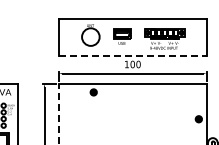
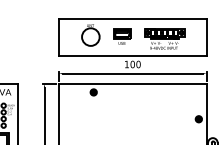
line: dashed -> solid (132, 56)
line: dashed -> solid (58, 113)
